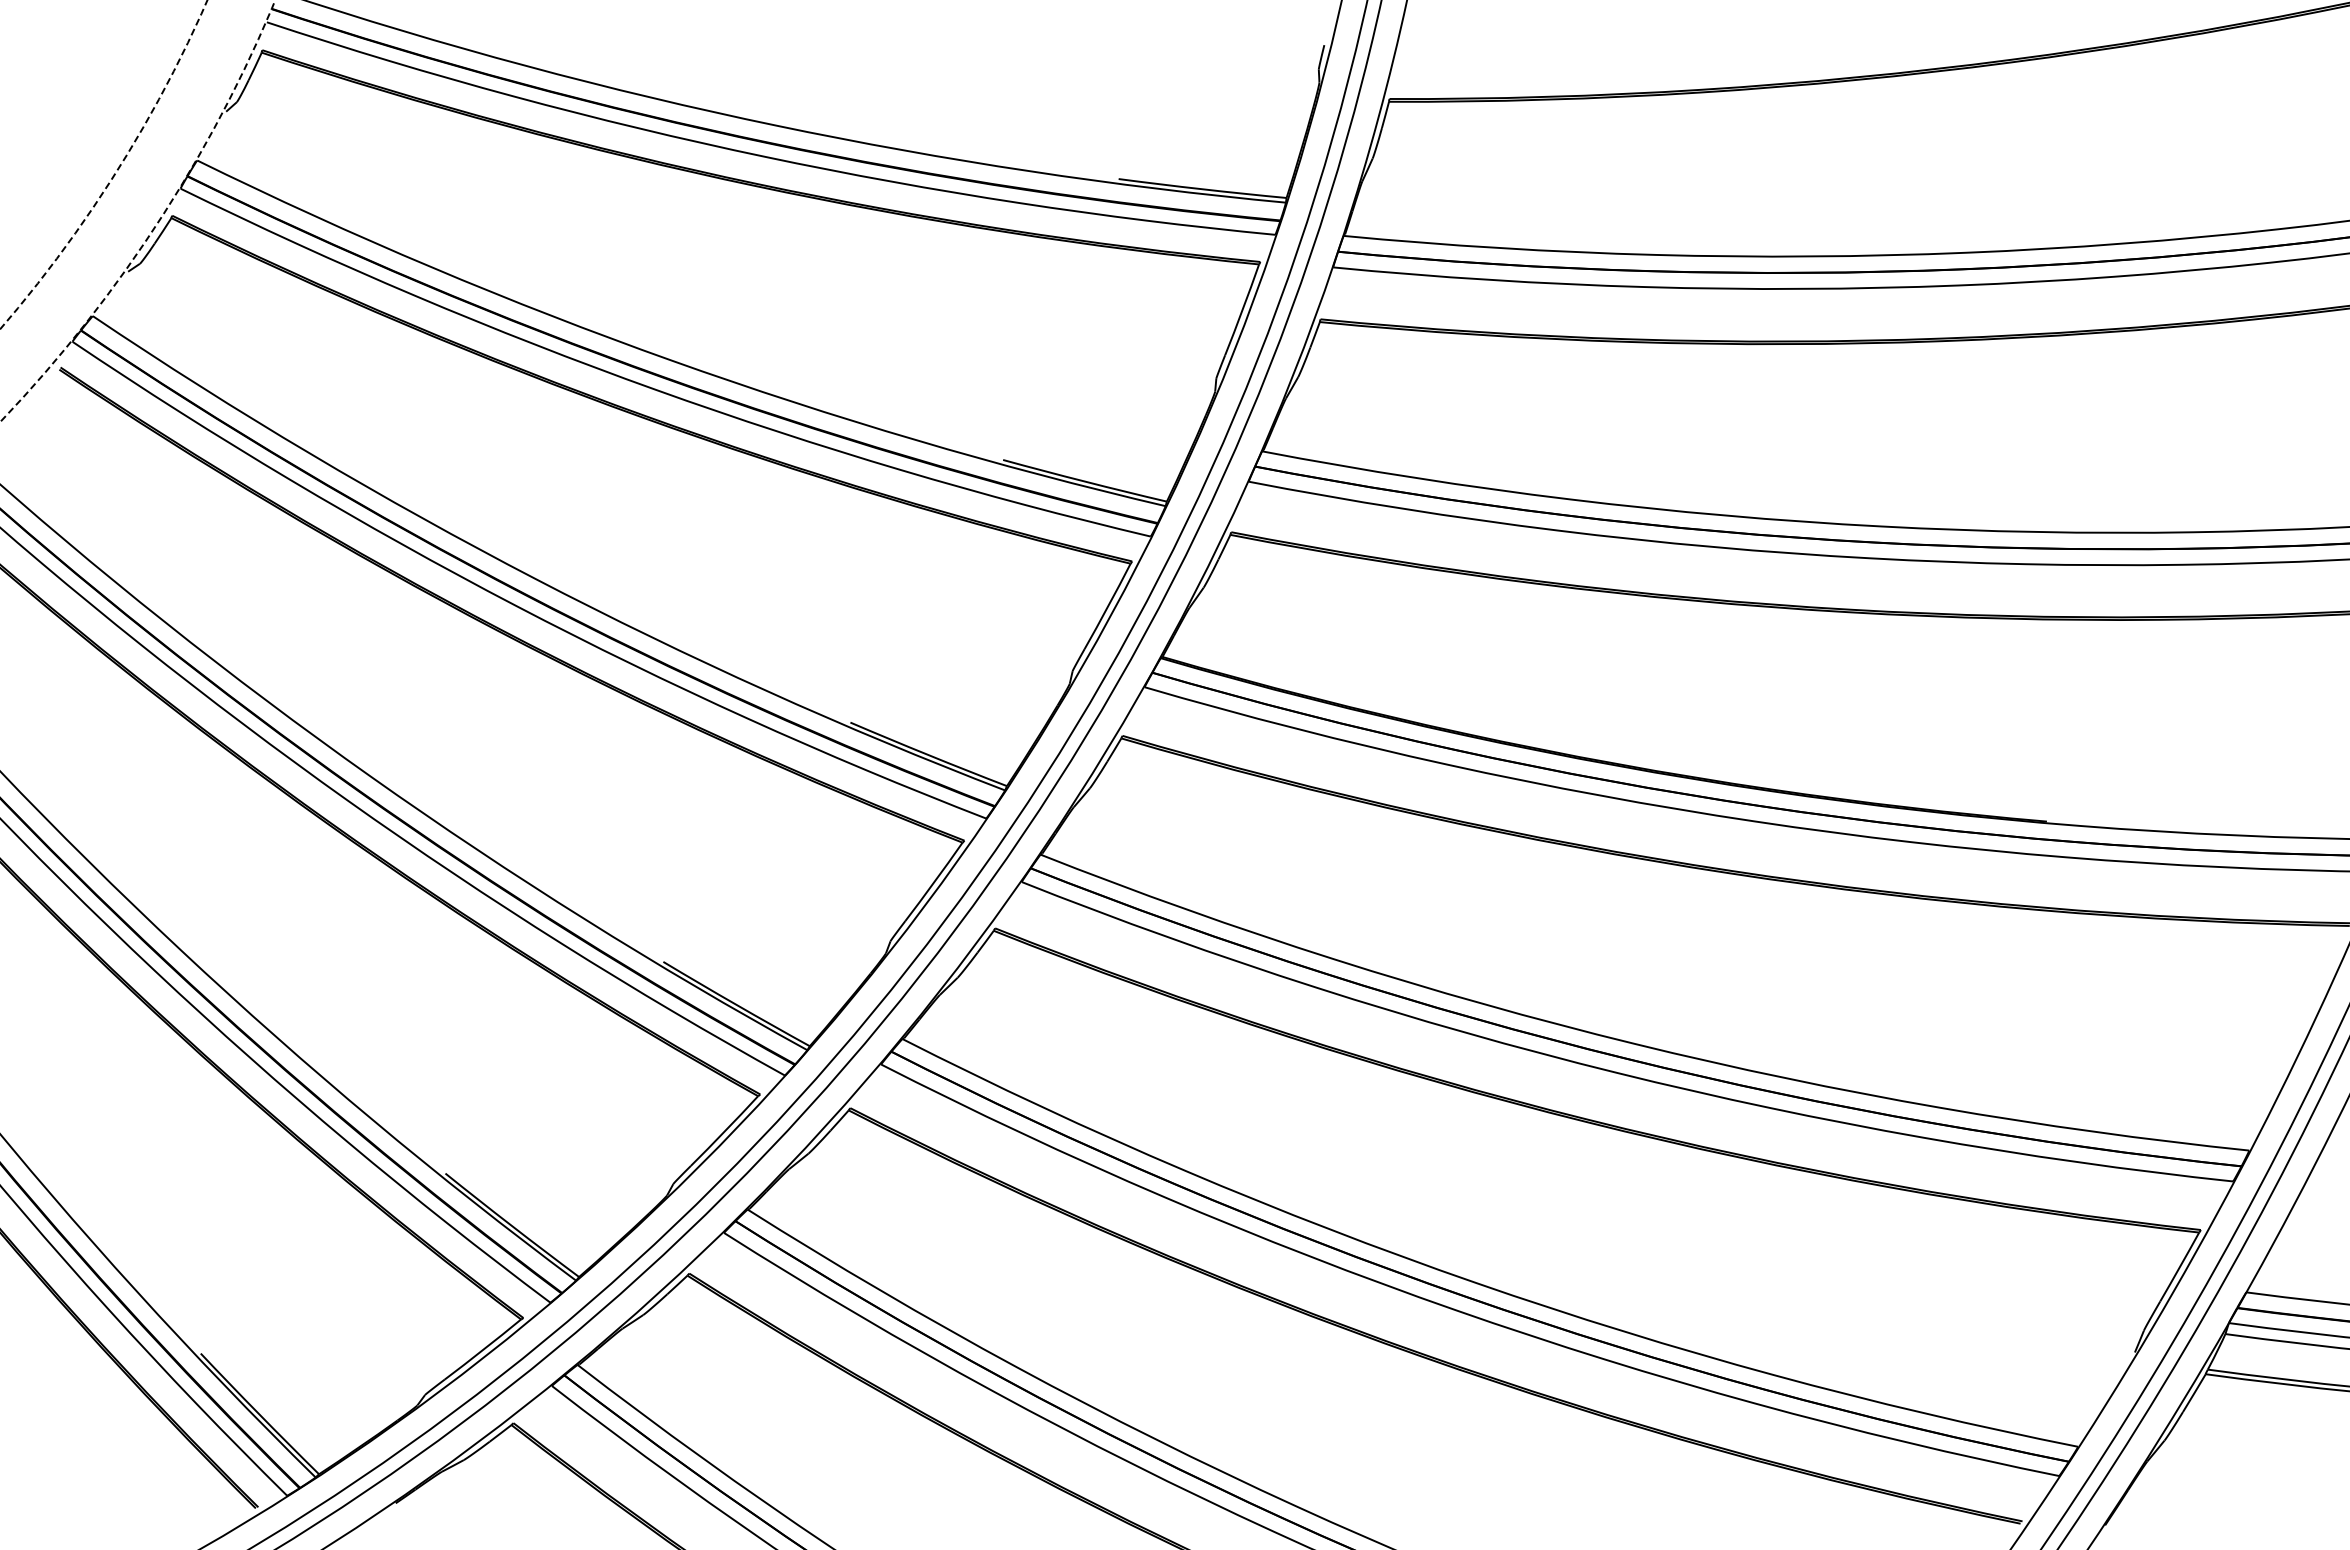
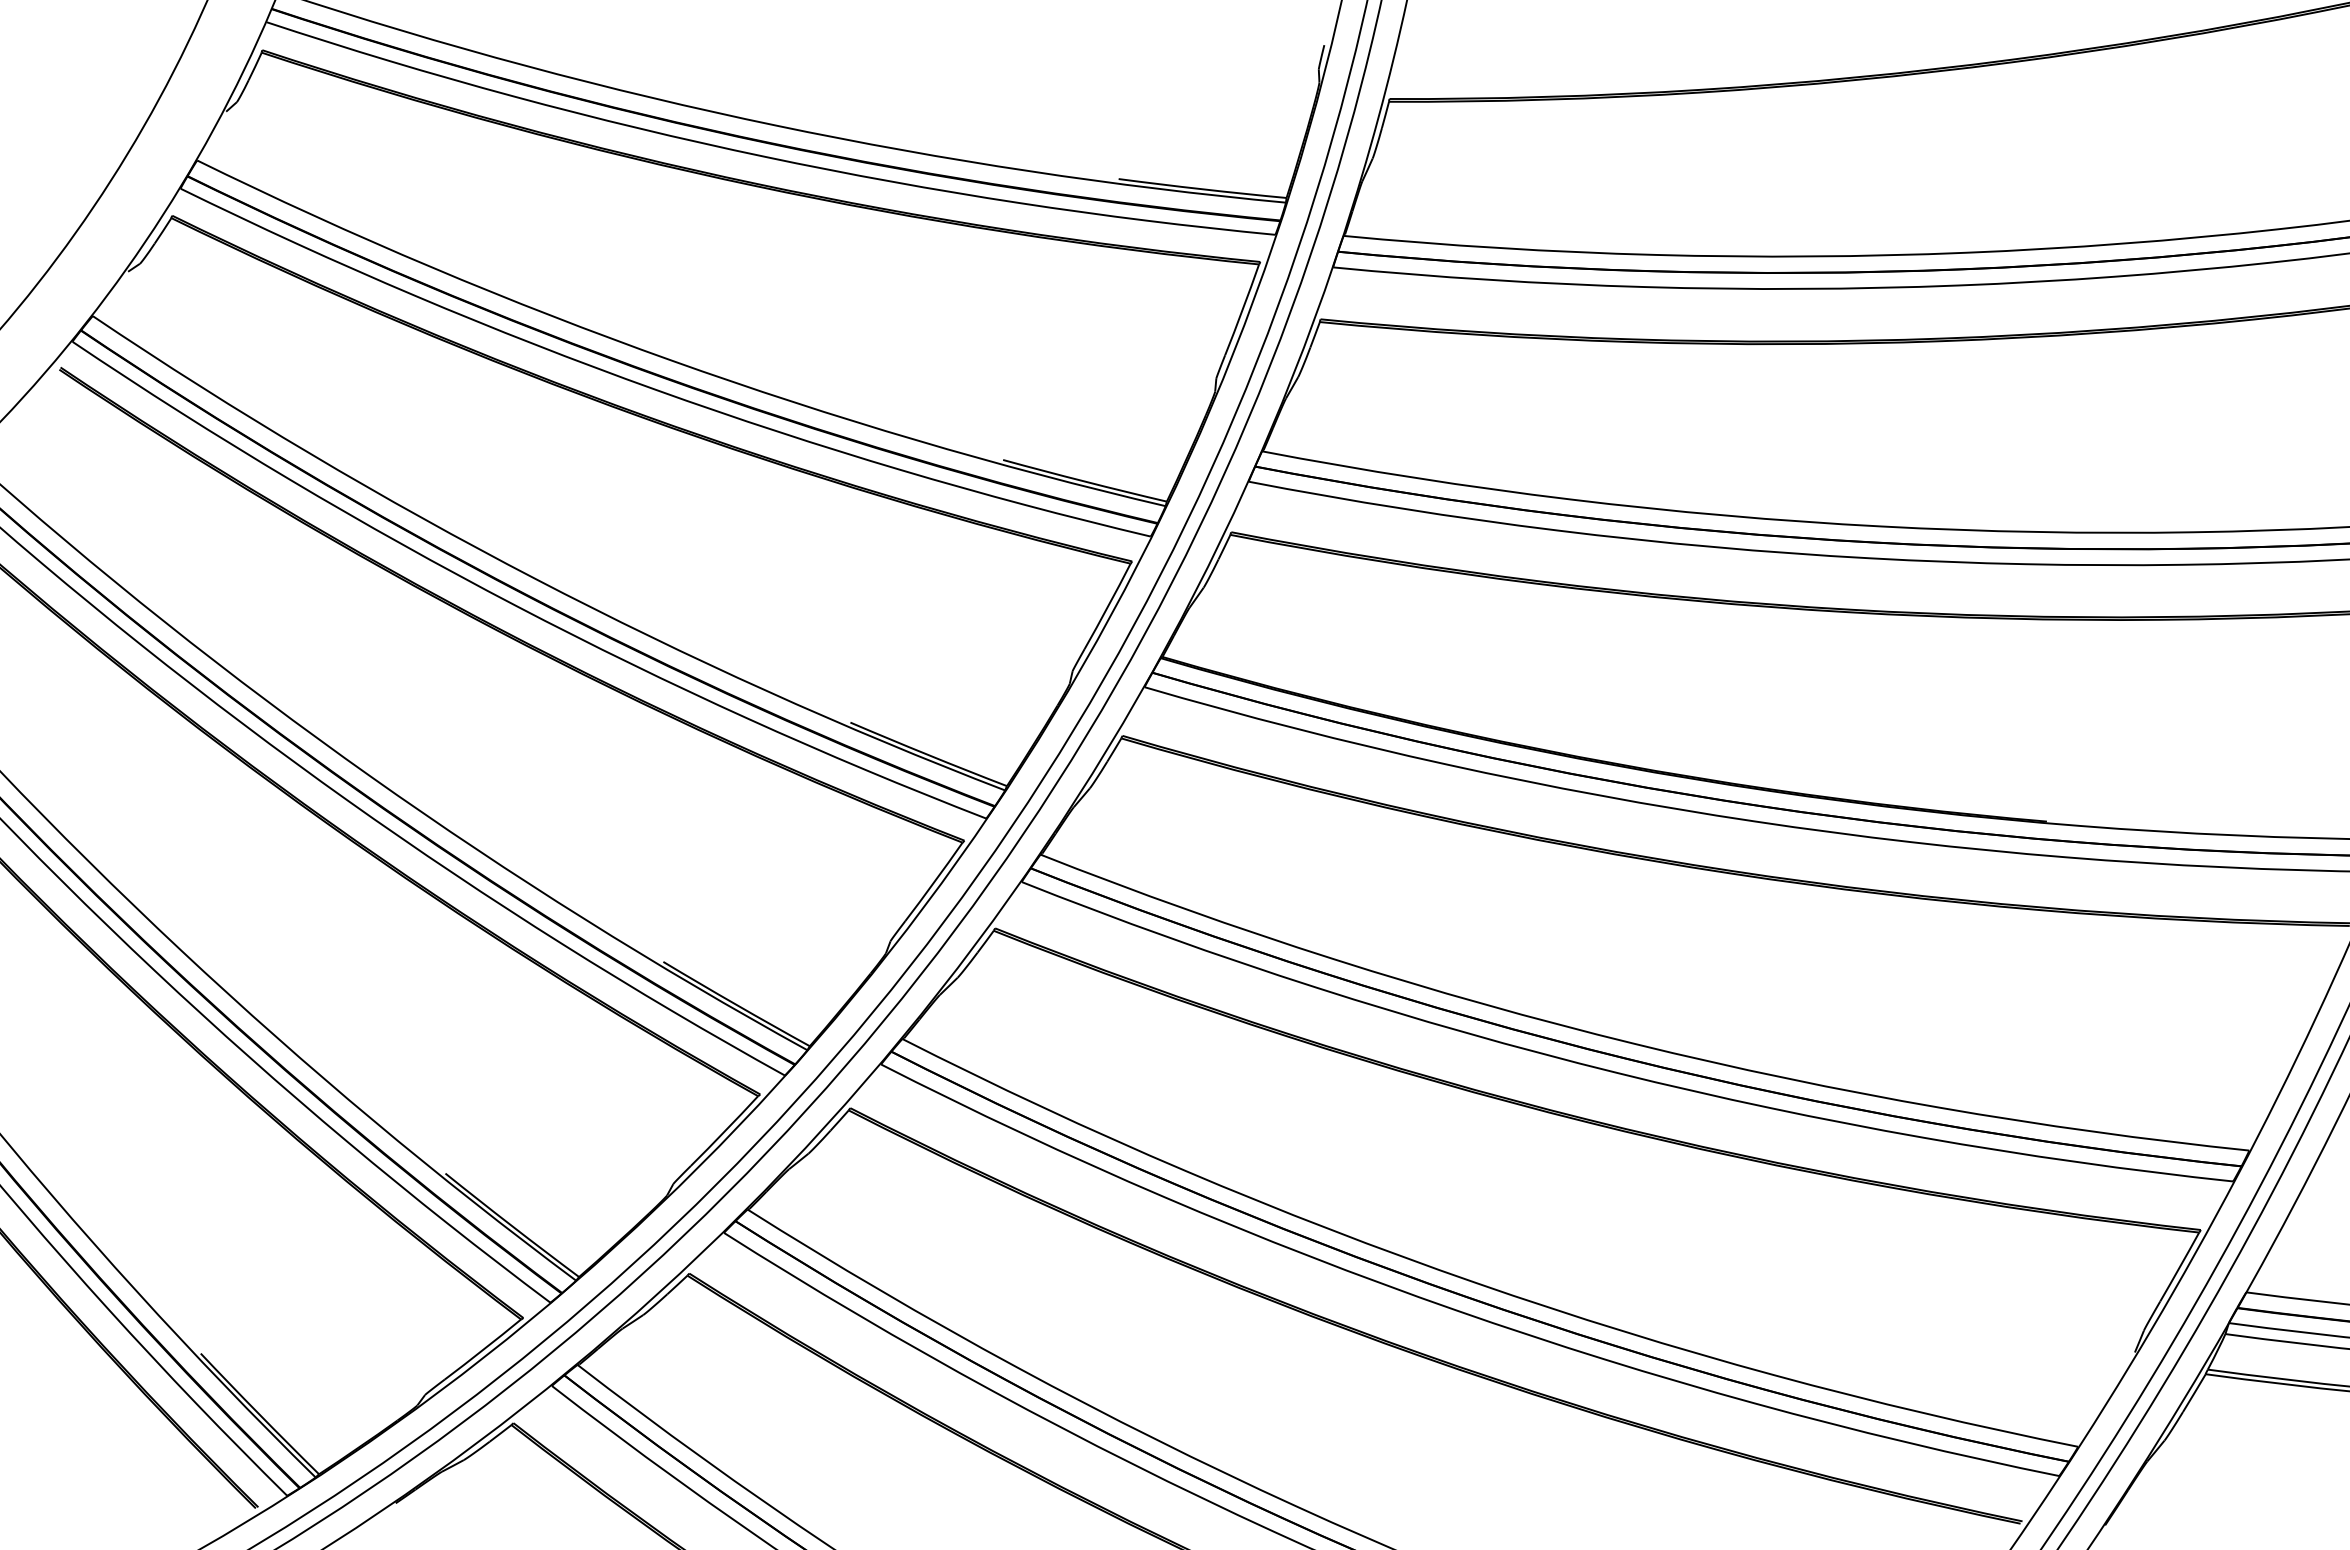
circle: dashed -> solid (103, 164)
circle: dashed -> solid (137, 210)
